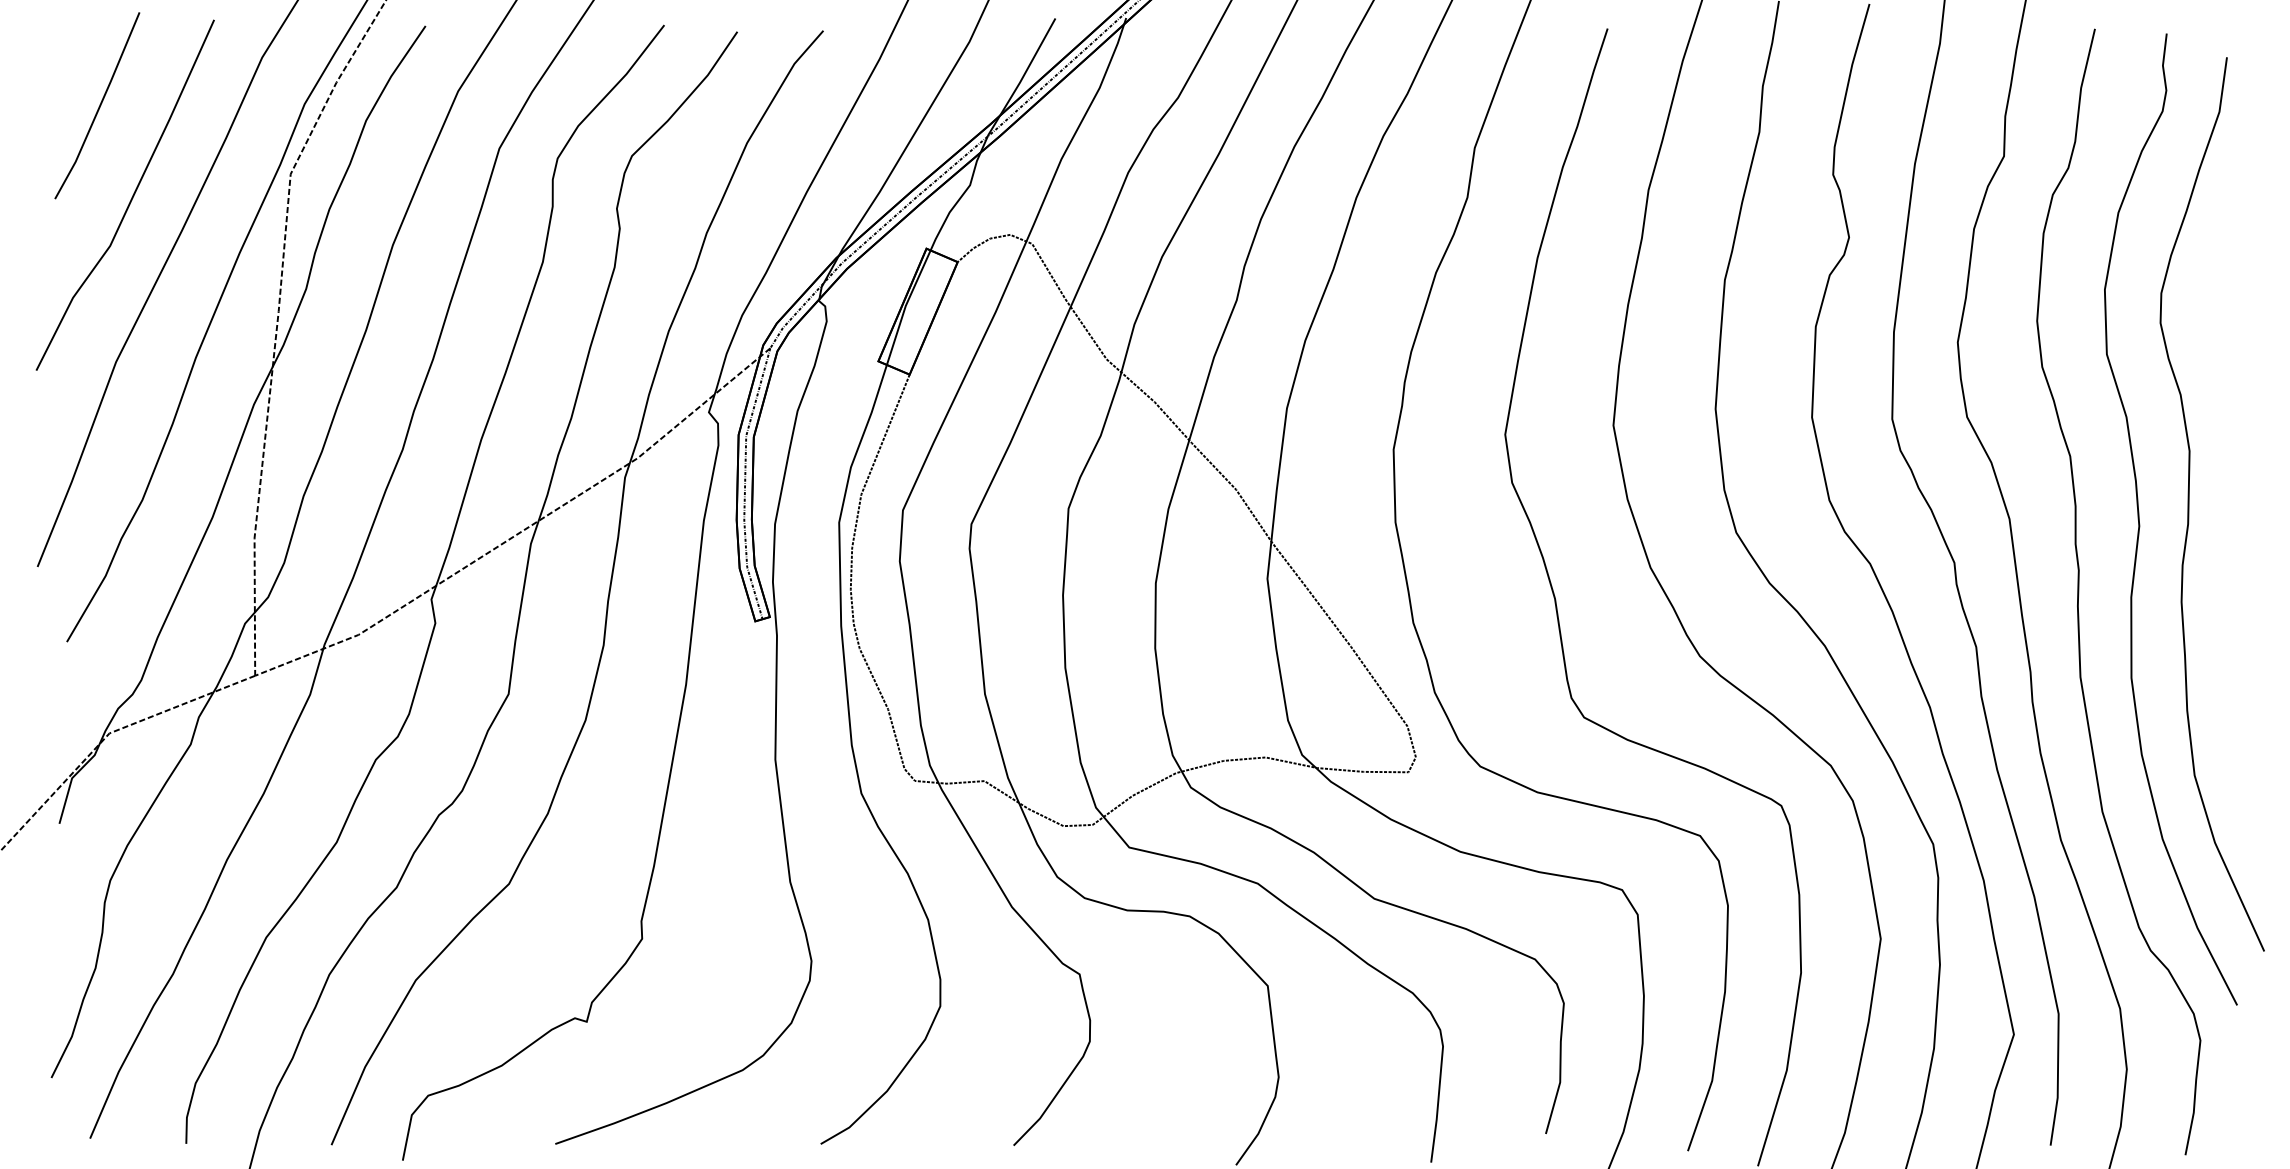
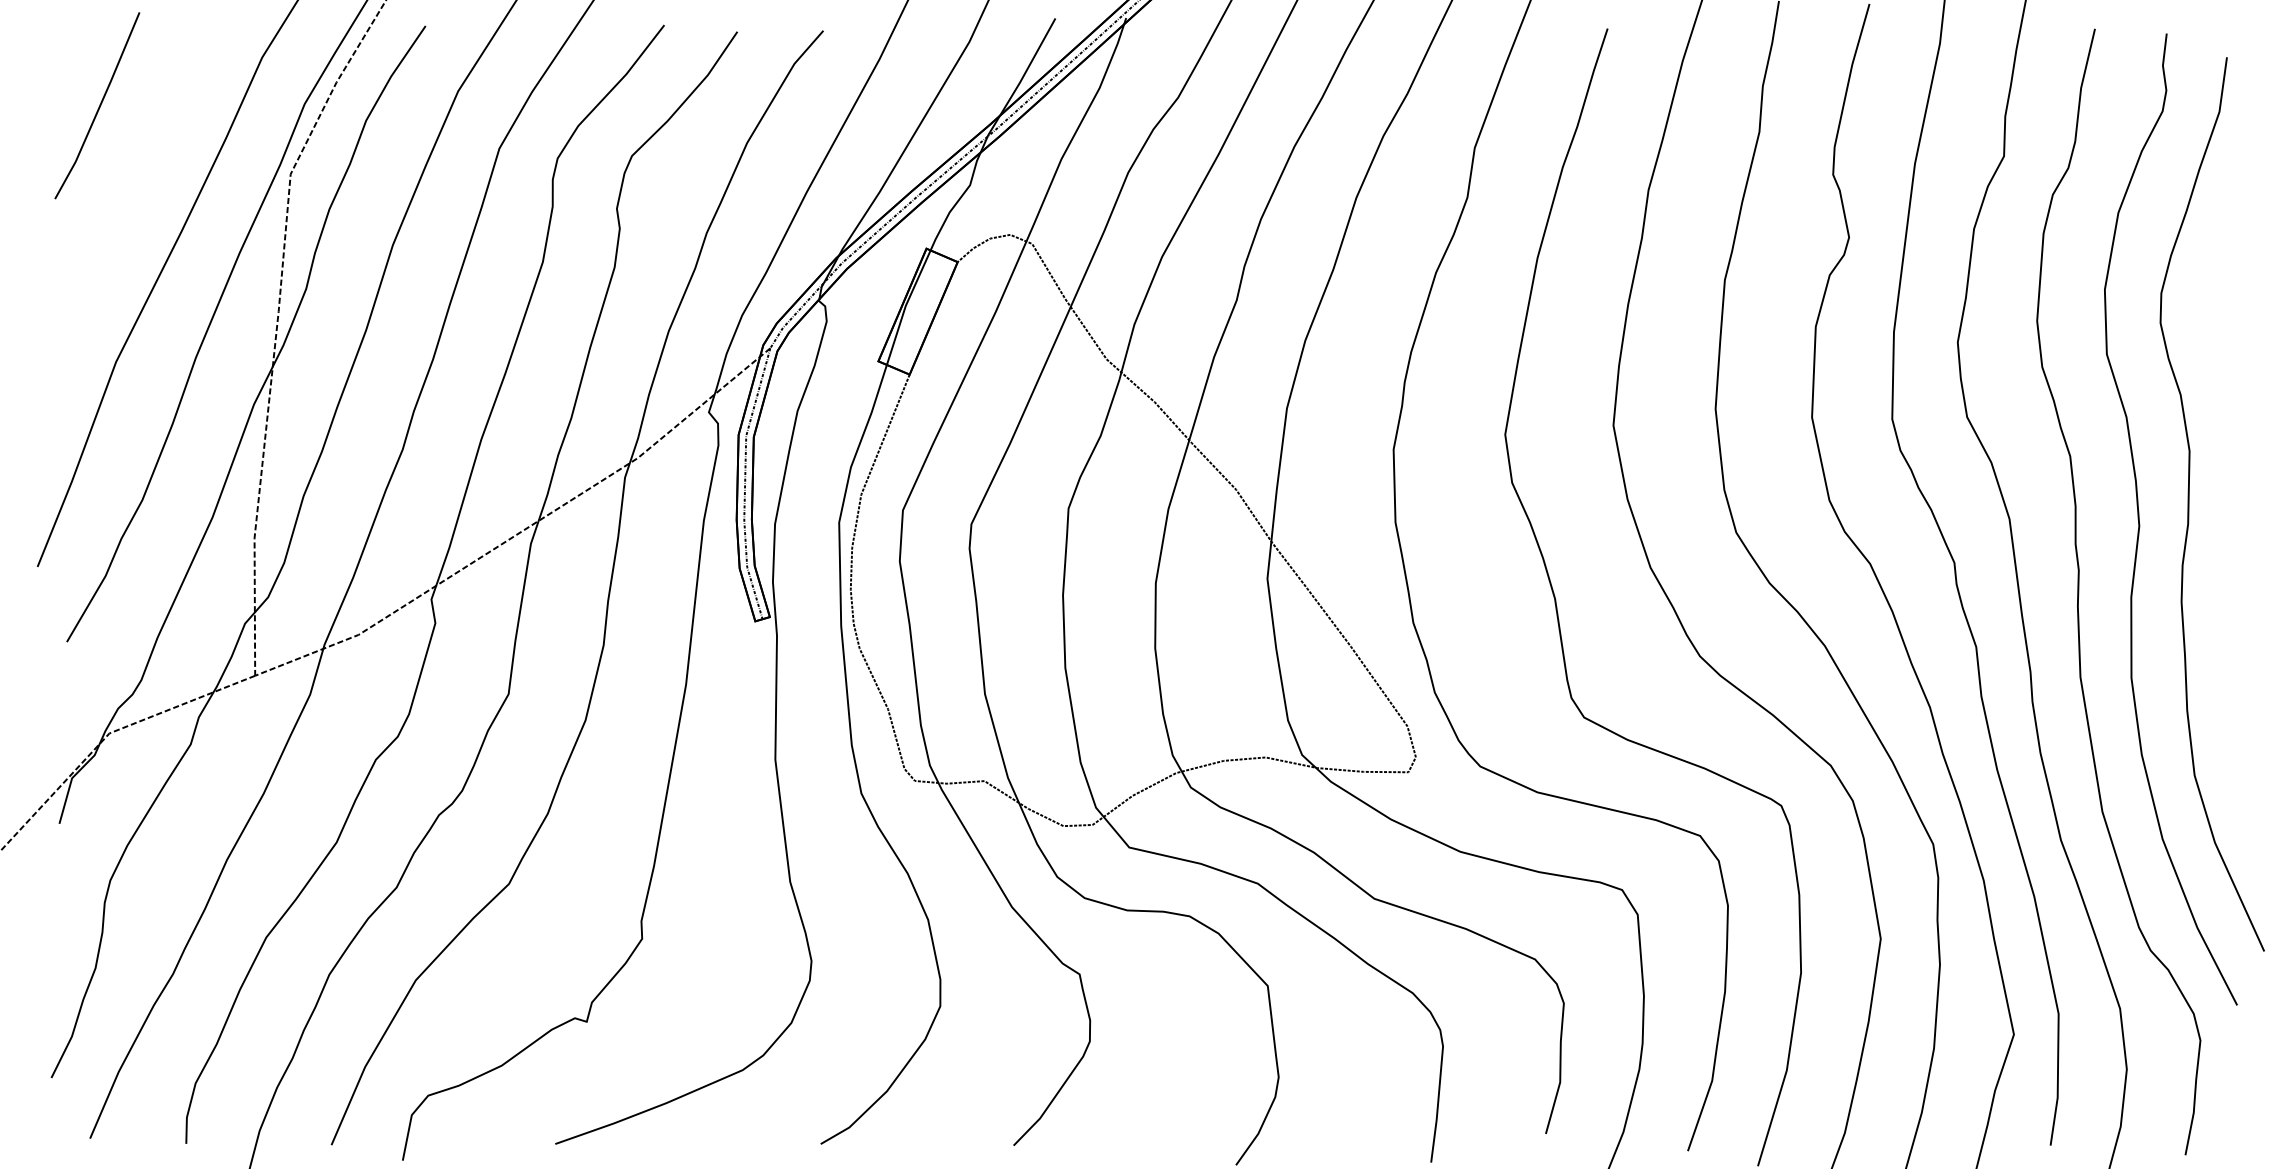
part: present -> none (131, 197)
